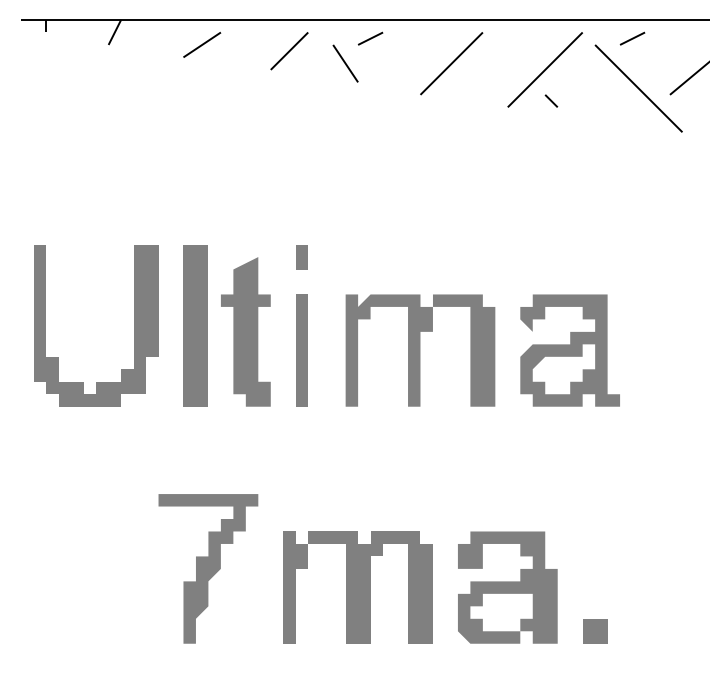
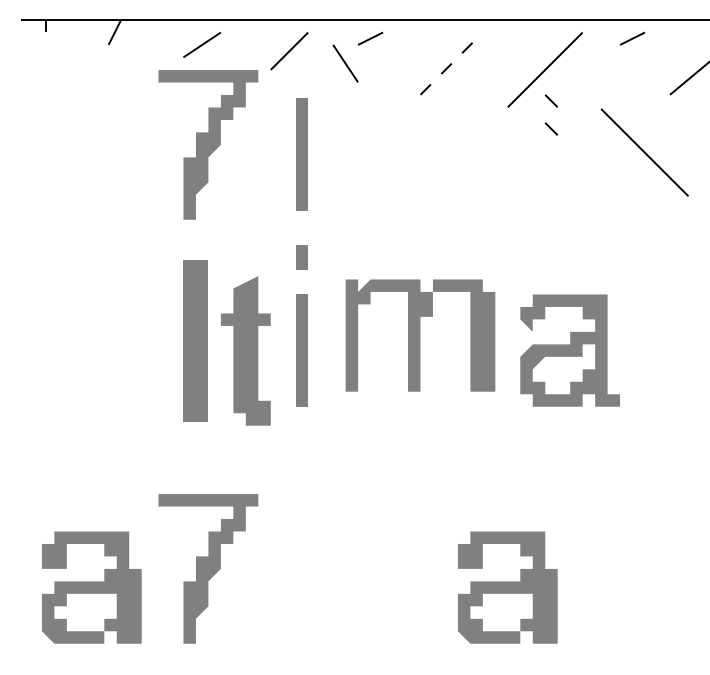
line: solid -> dashed (452, 63)
line position: (638, 88) -> (644, 152) (644, 152)
line: none -> present (551, 128)
part: none -> present (208, 144)
part: none -> present (301, 154)
fill: present -> none (95, 325)
part position: (195, 325) -> (195, 340) (195, 340)
part position: (245, 331) -> (245, 350) (245, 350)
part position: (420, 350) -> (420, 335) (420, 335)
part: none -> present (91, 587)
fill: present -> none (357, 587)
part: present -> none (595, 631)
